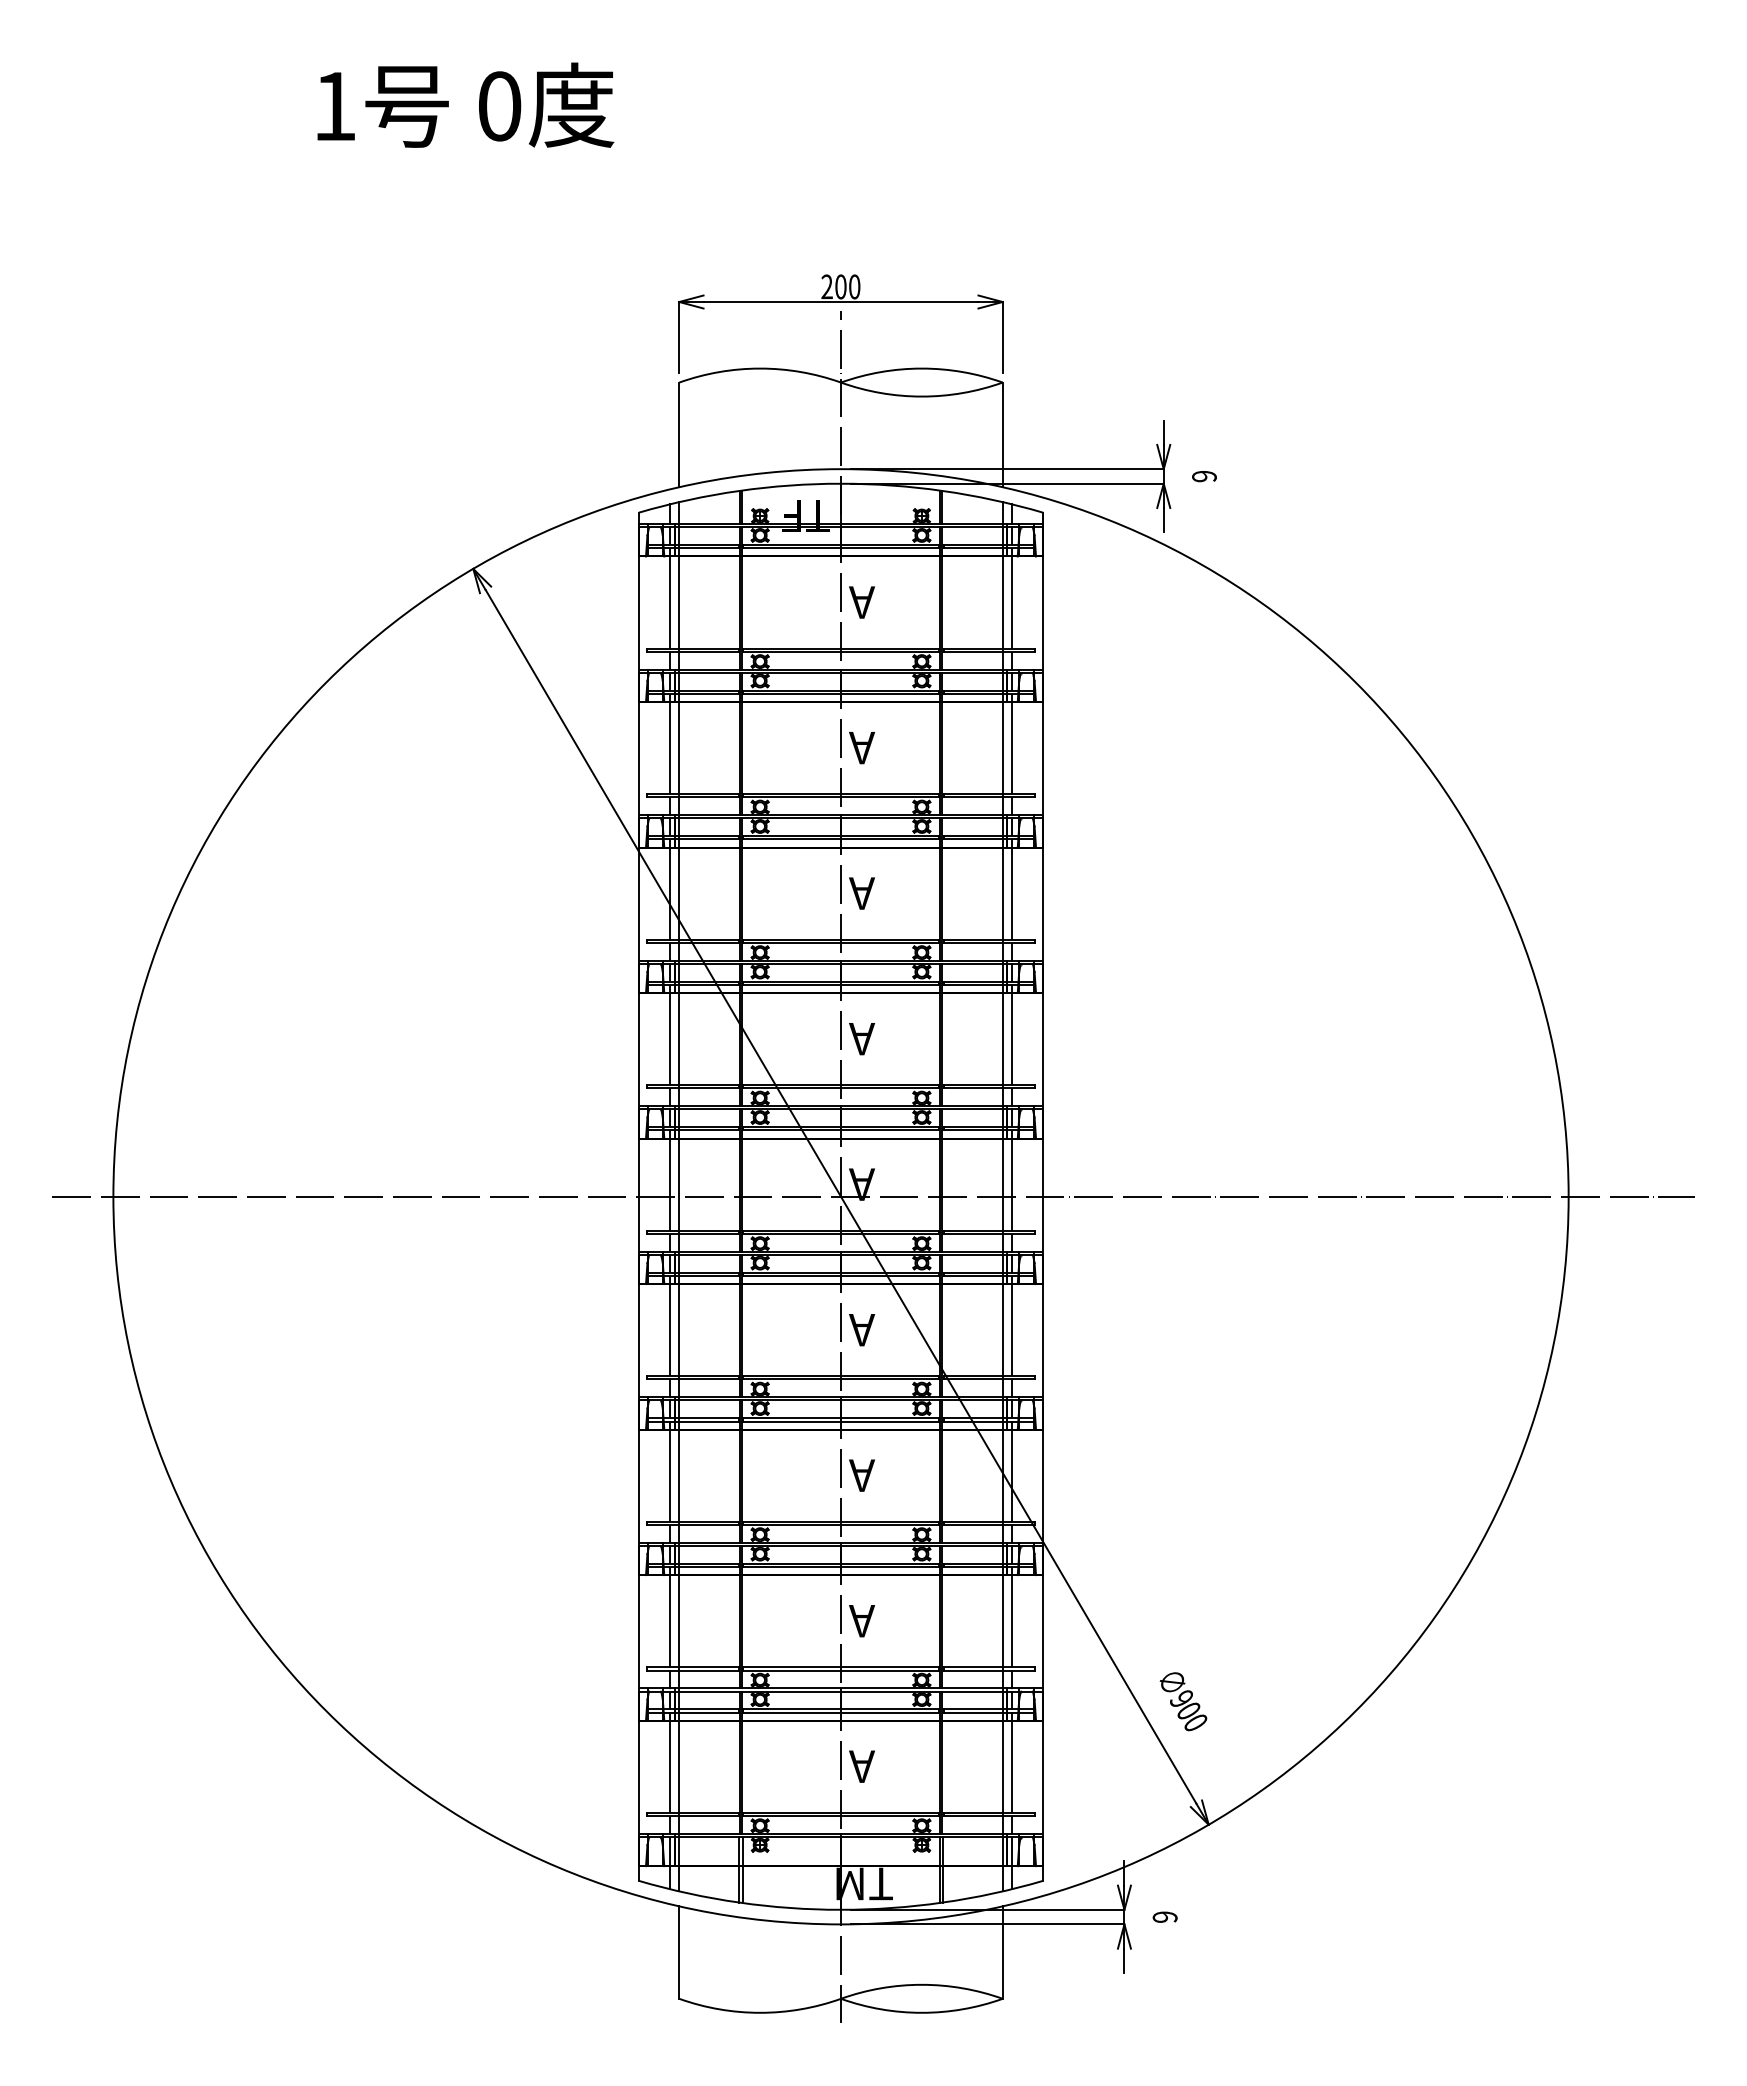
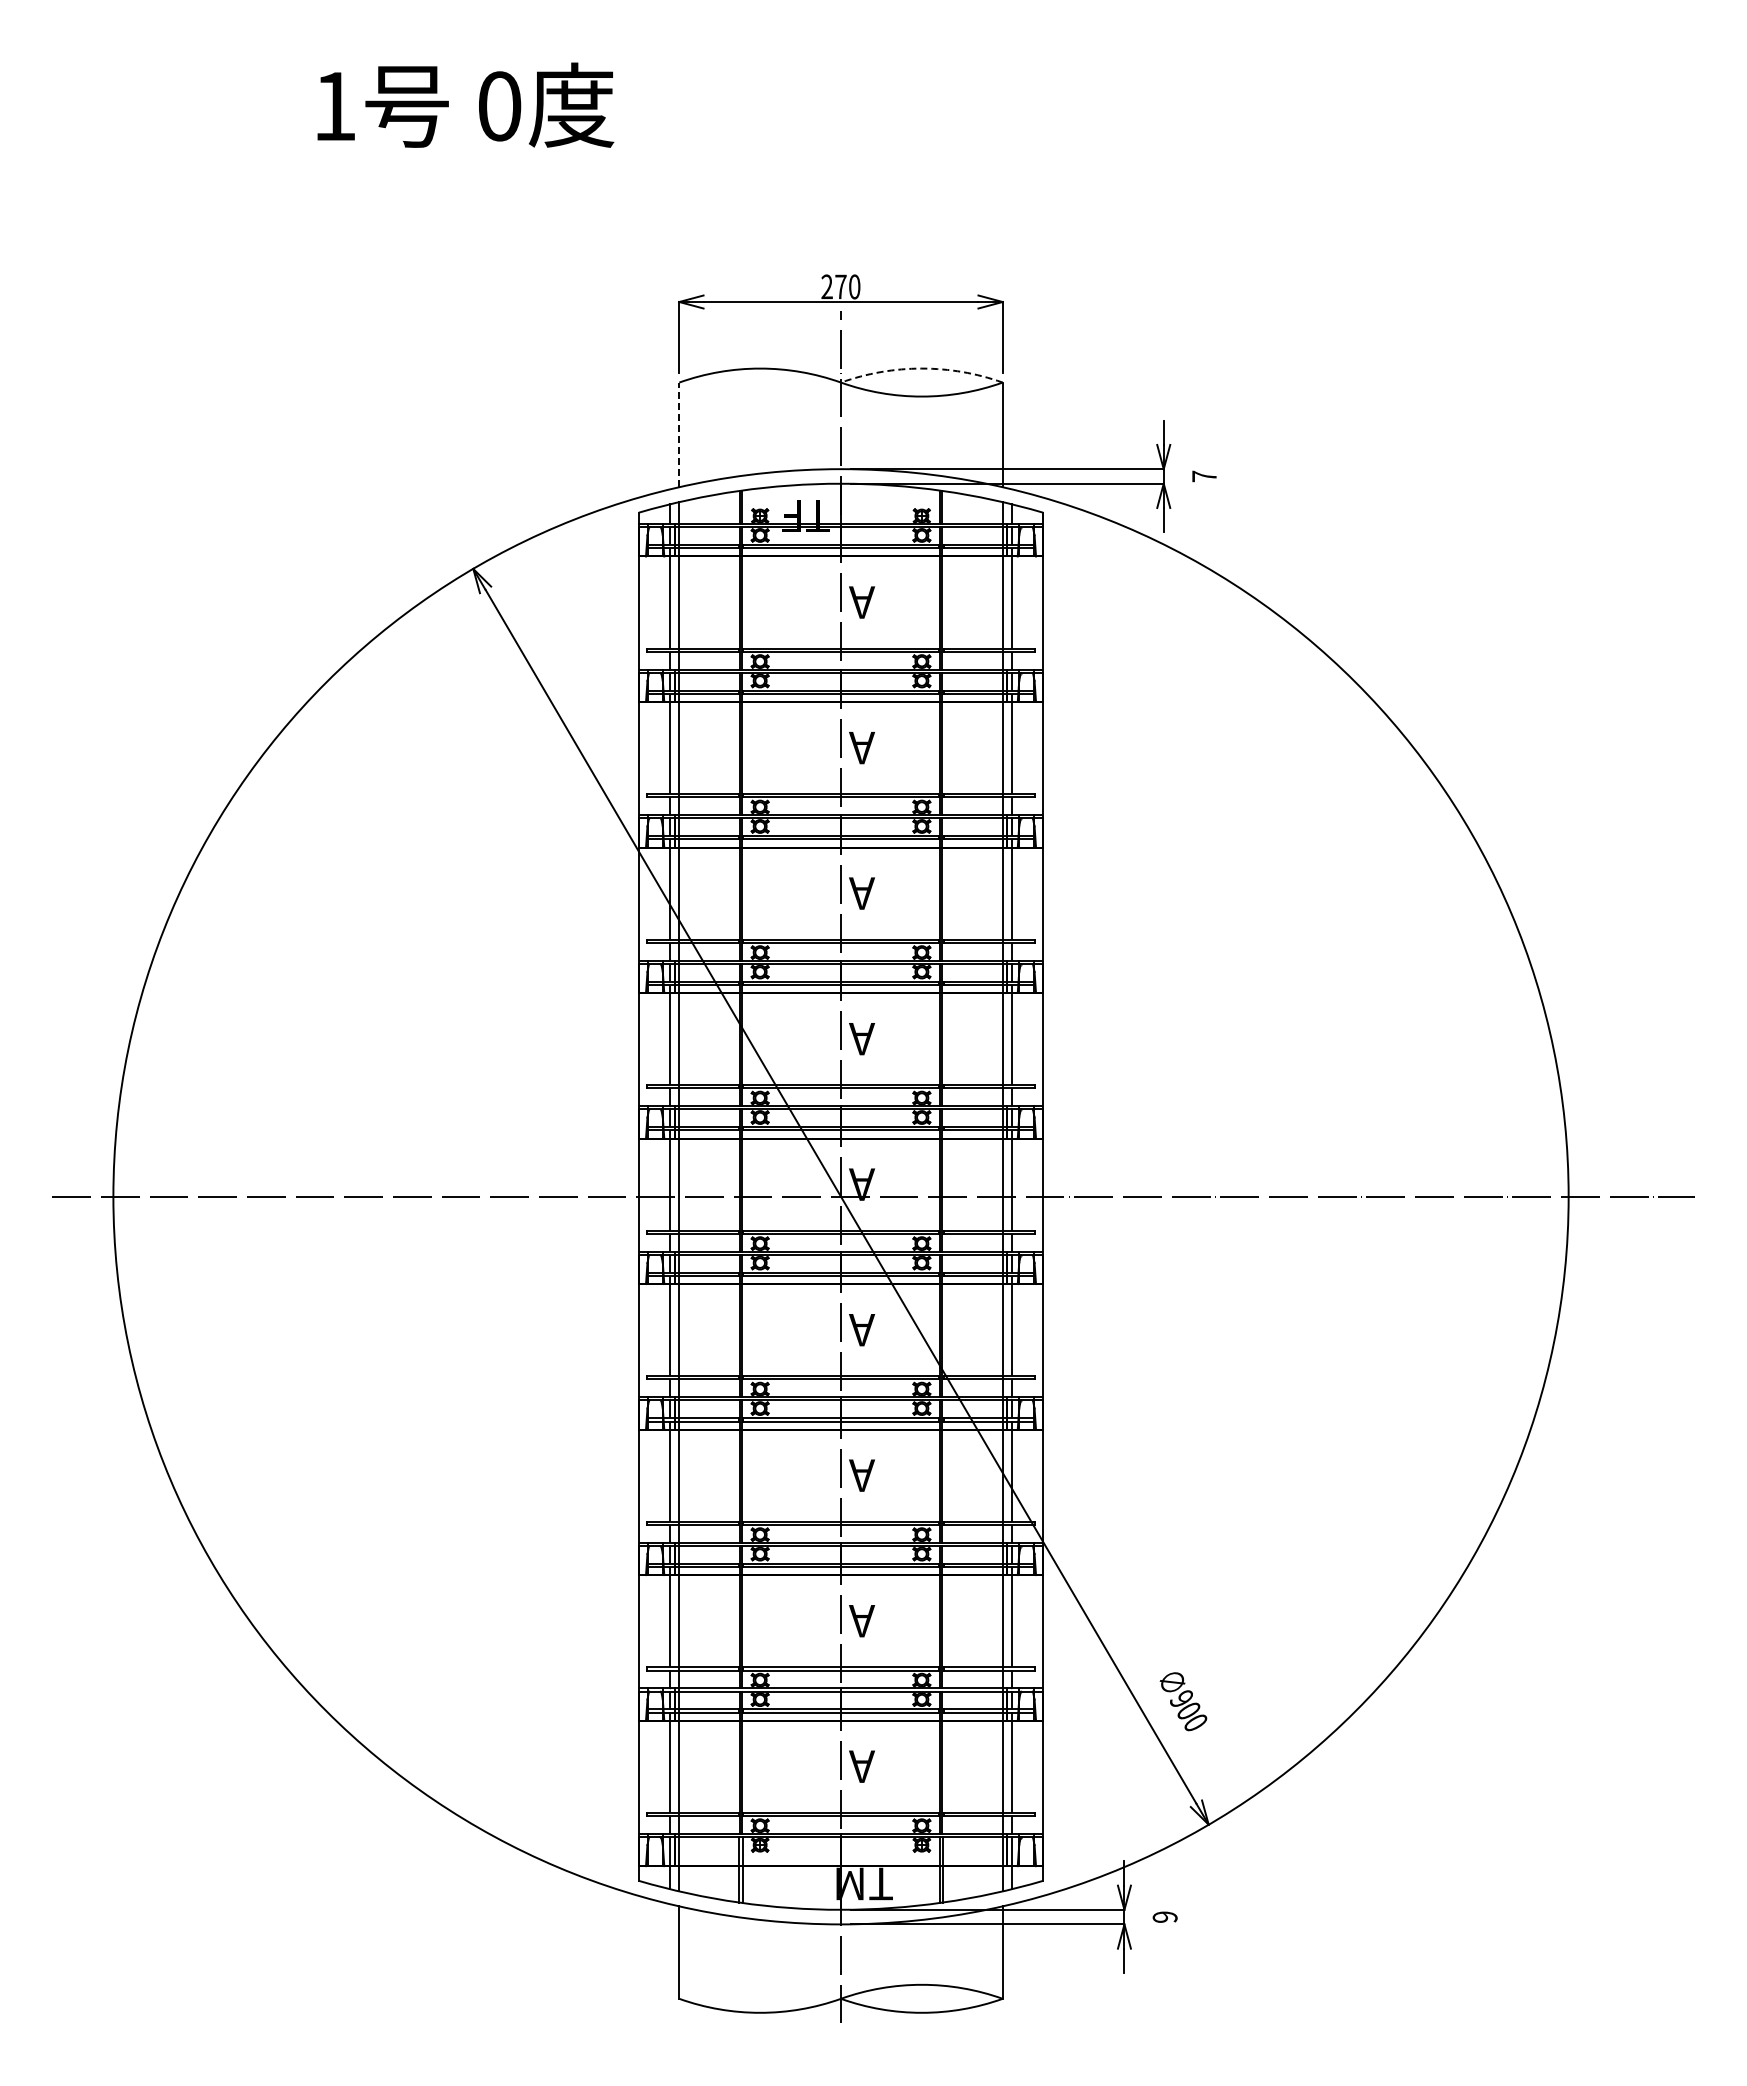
text: 200 -> 270 (840, 286)
arc: solid -> dashed (921, 368)
line: solid -> dashed (679, 434)
text: 9 -> 7 (1204, 476)
